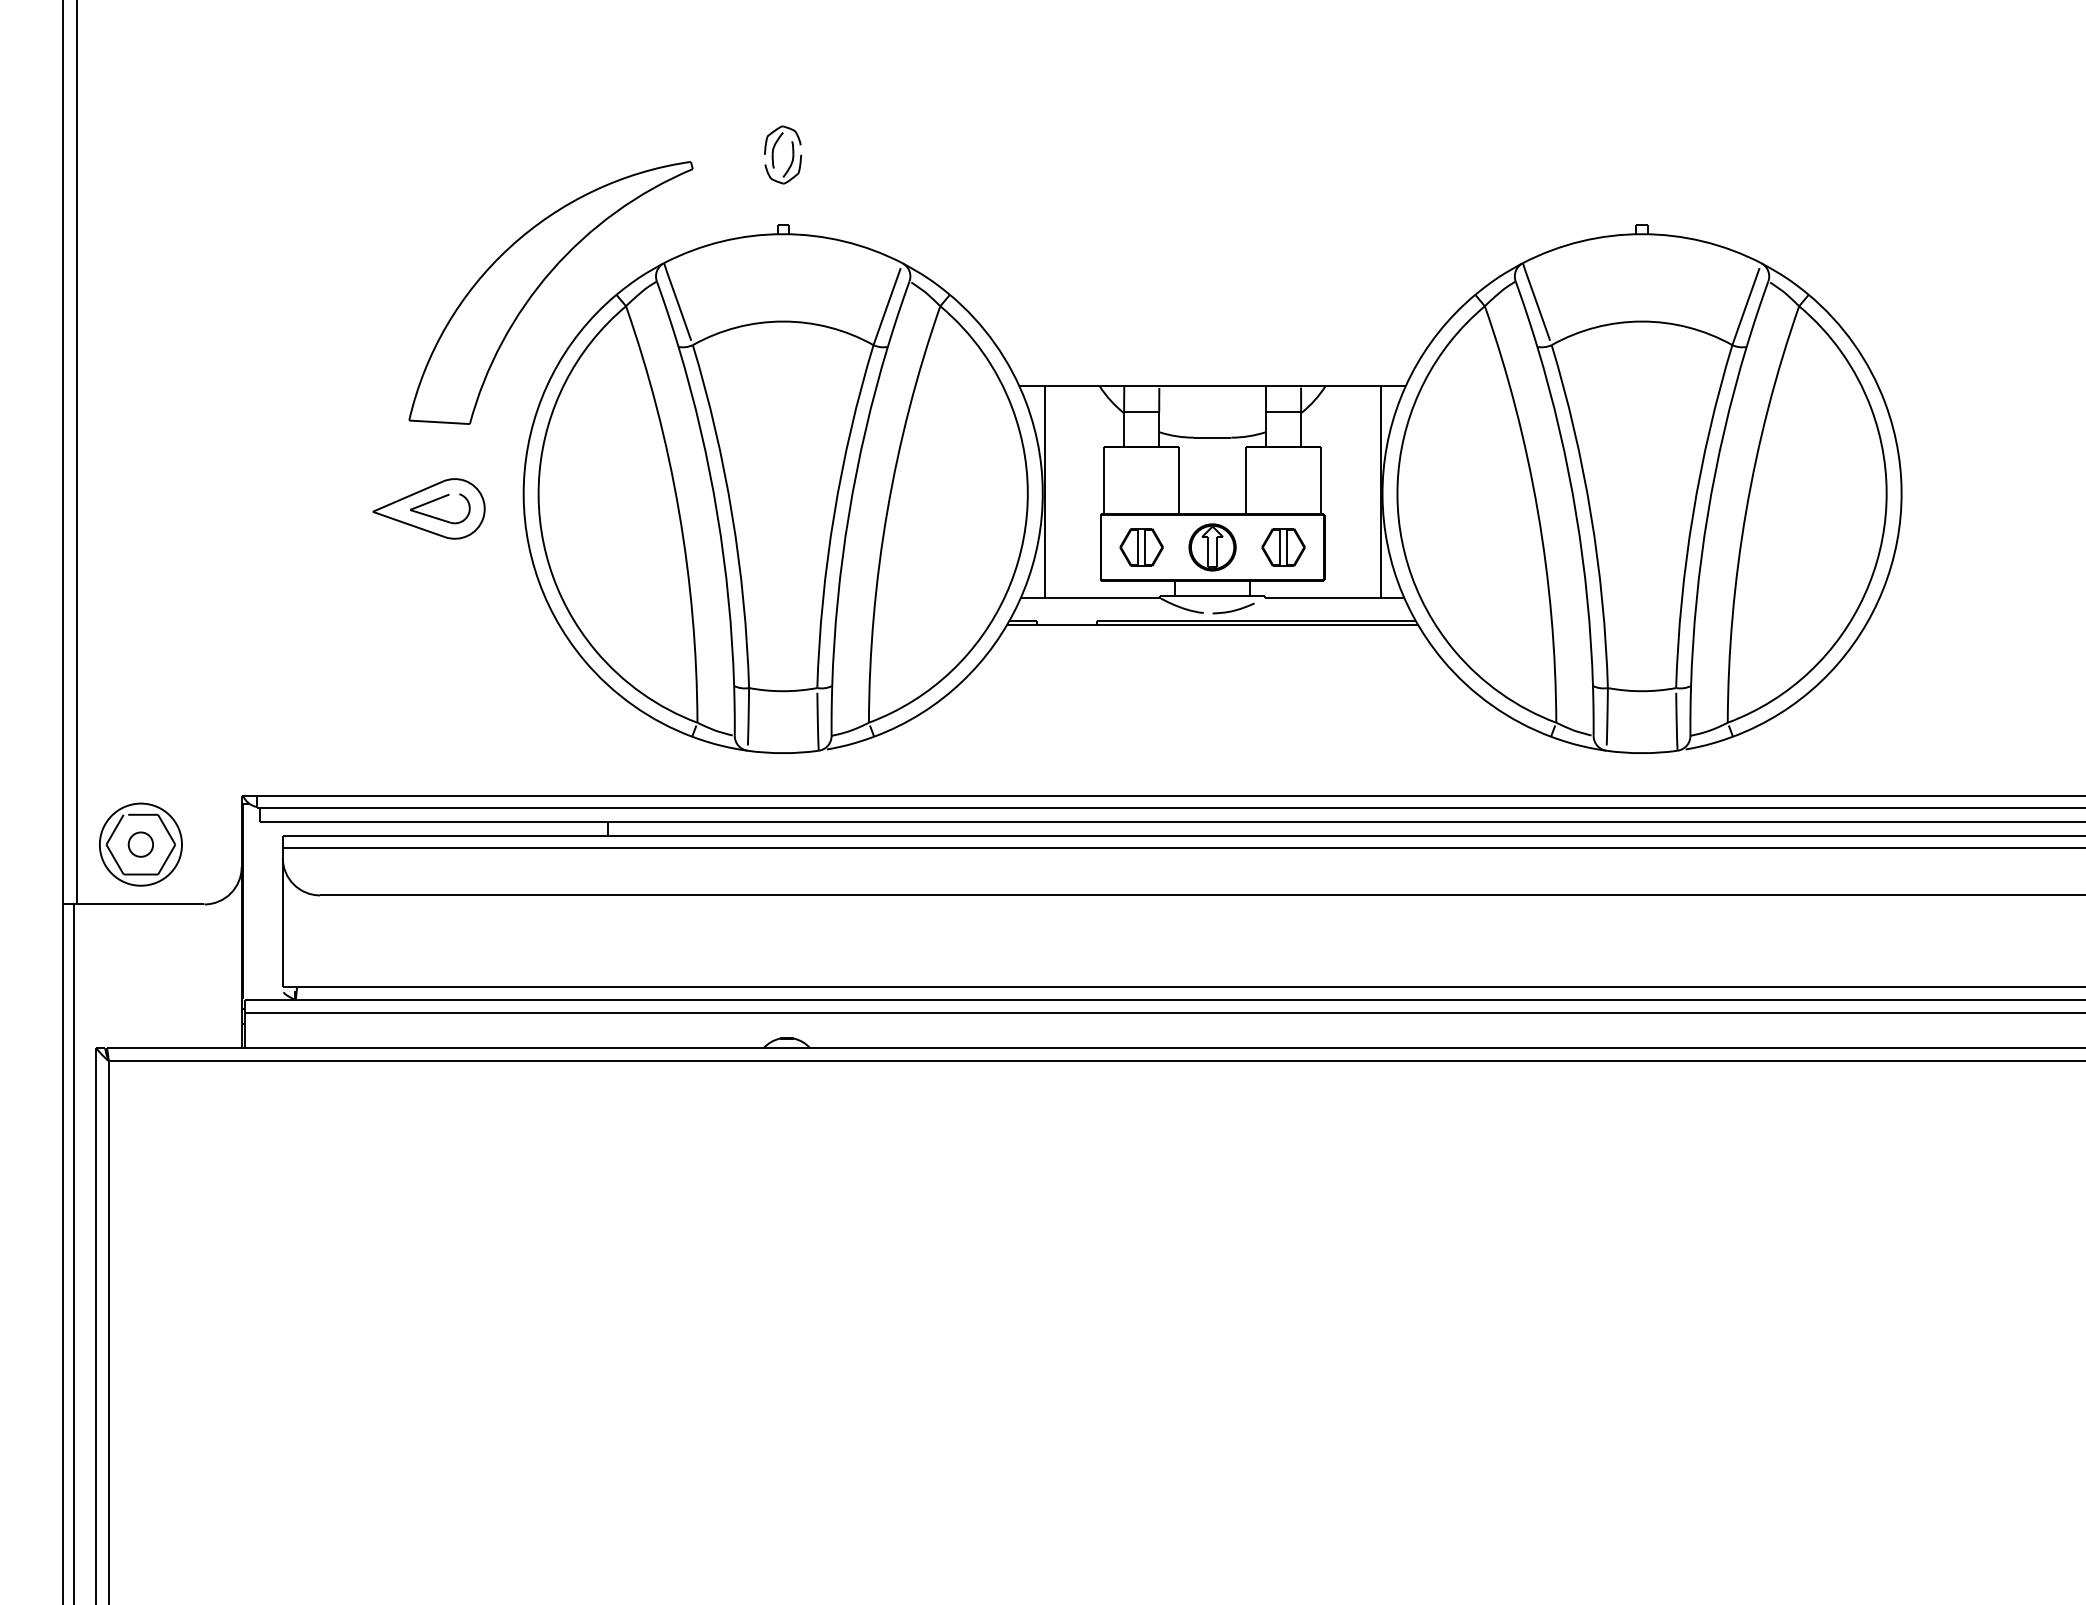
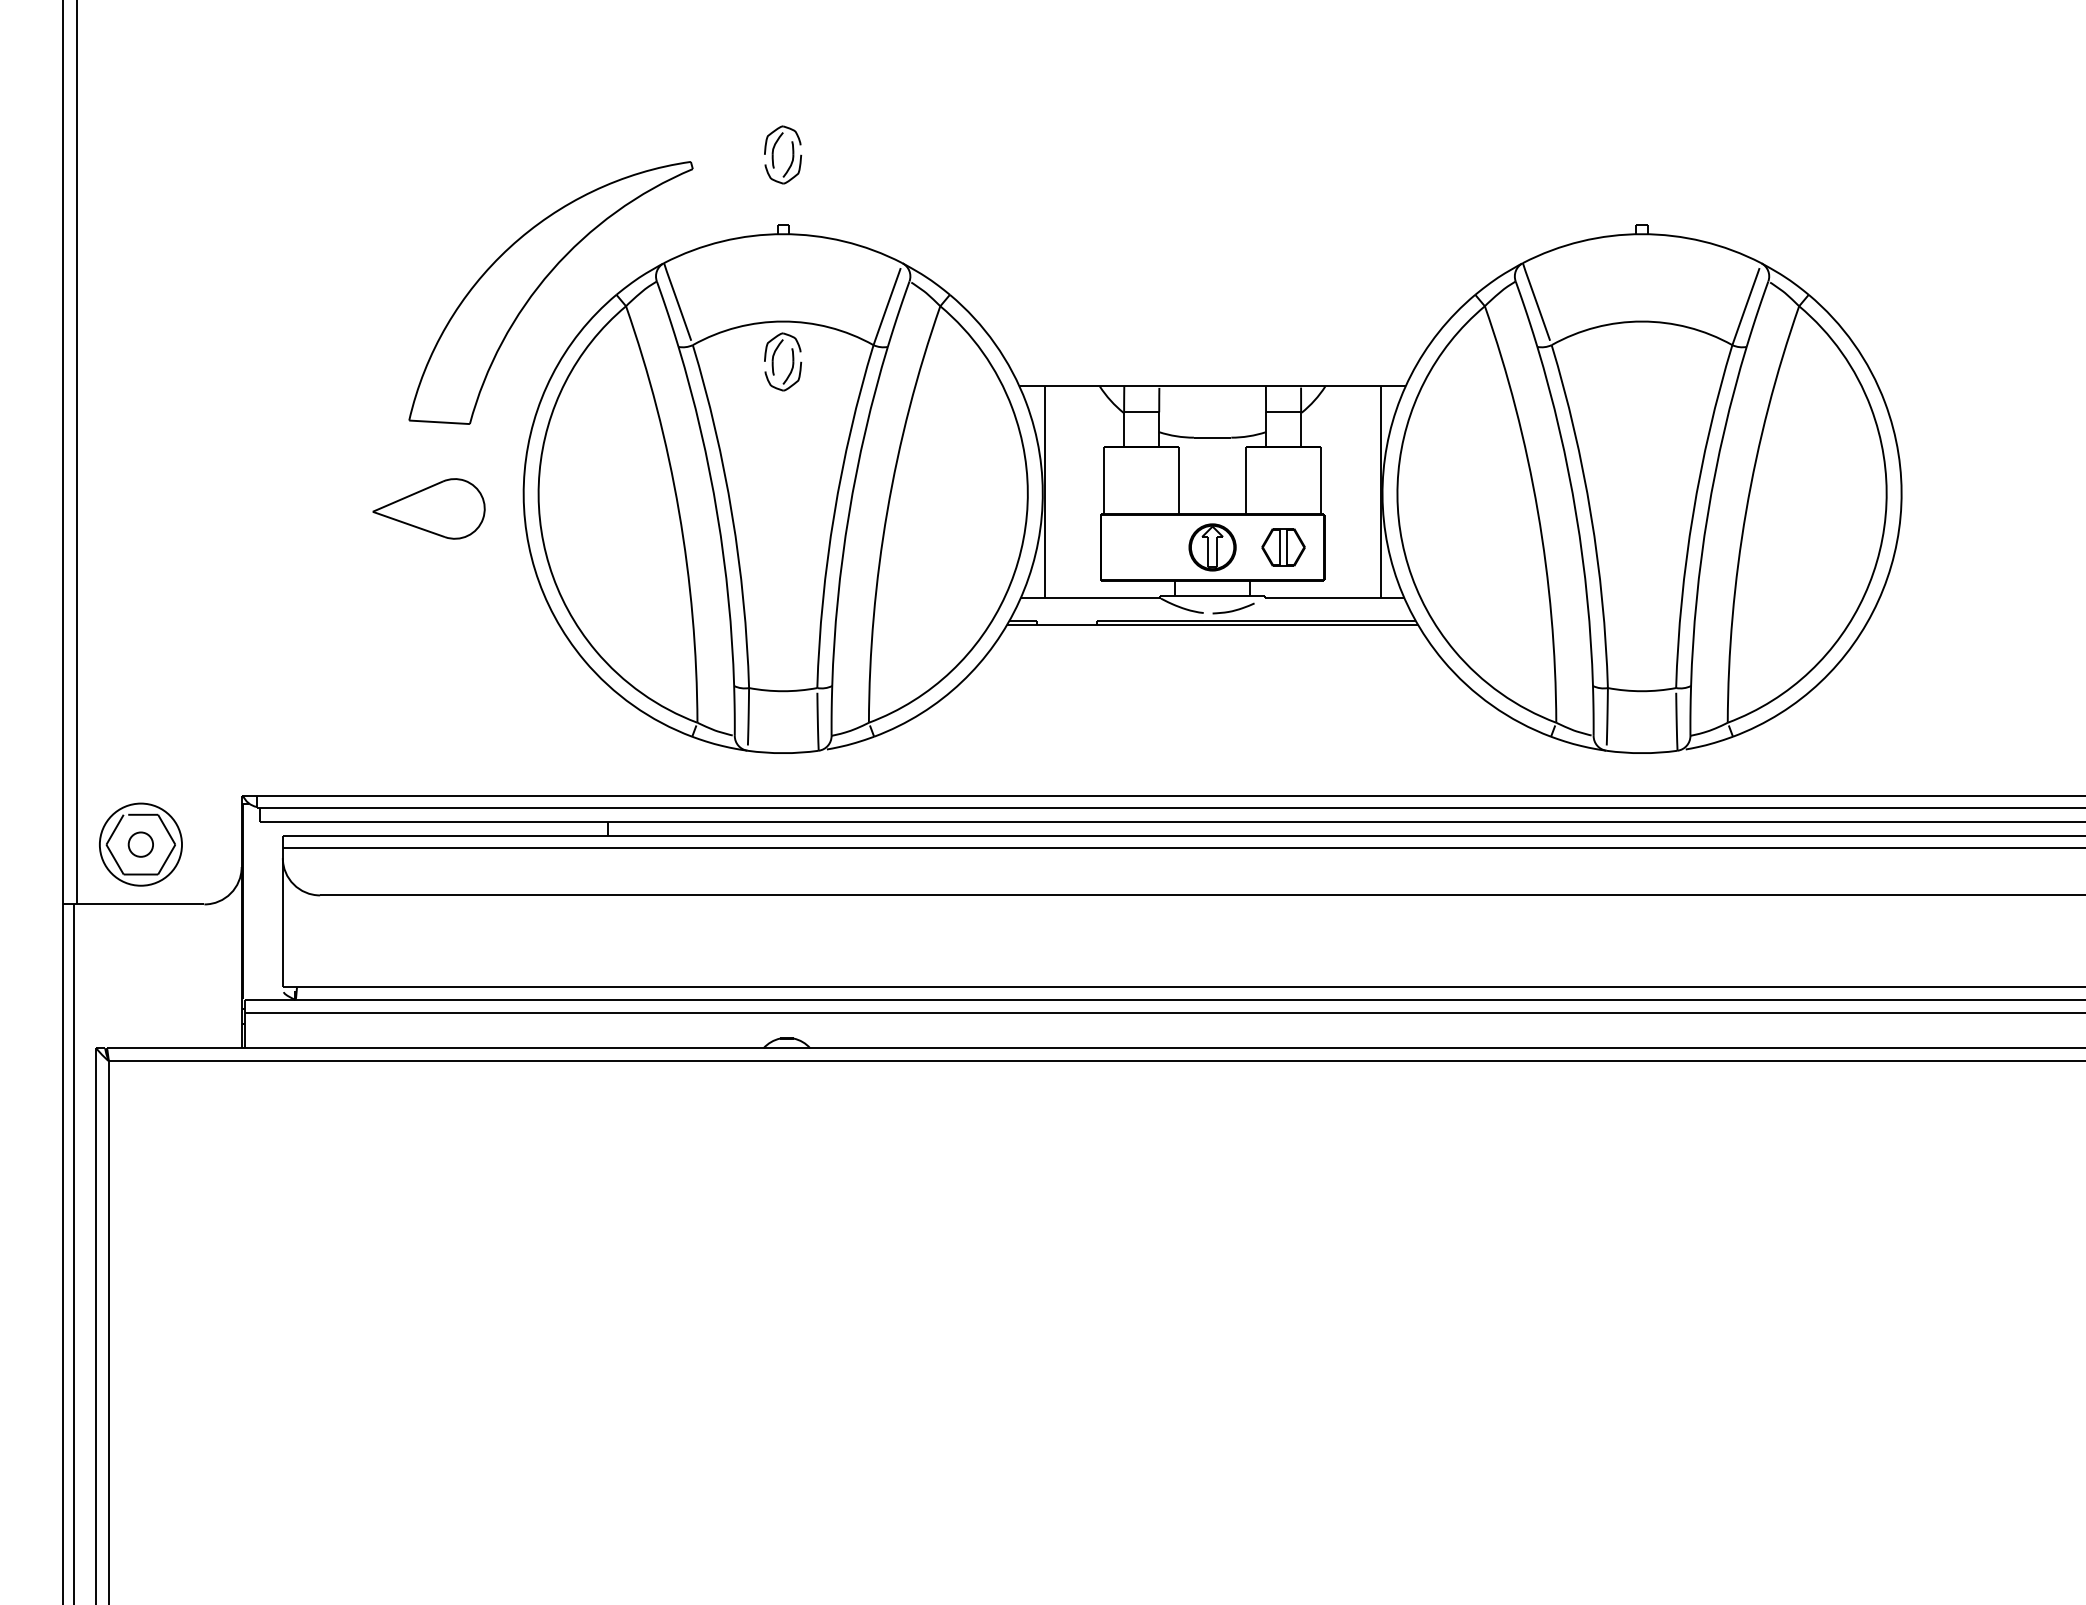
part: none -> present (792, 361)
part: present -> none (437, 500)
part: present -> none (1141, 547)
